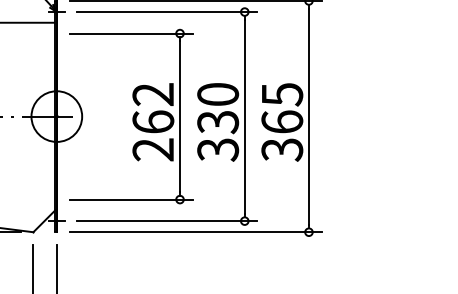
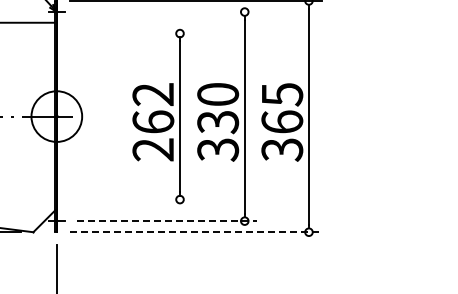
line: present -> none (167, 12)
line: present -> none (130, 33)
line: present -> none (130, 199)
line: solid -> dashed (167, 221)
line: solid -> dashed (196, 232)
line: present -> none (33, 267)
